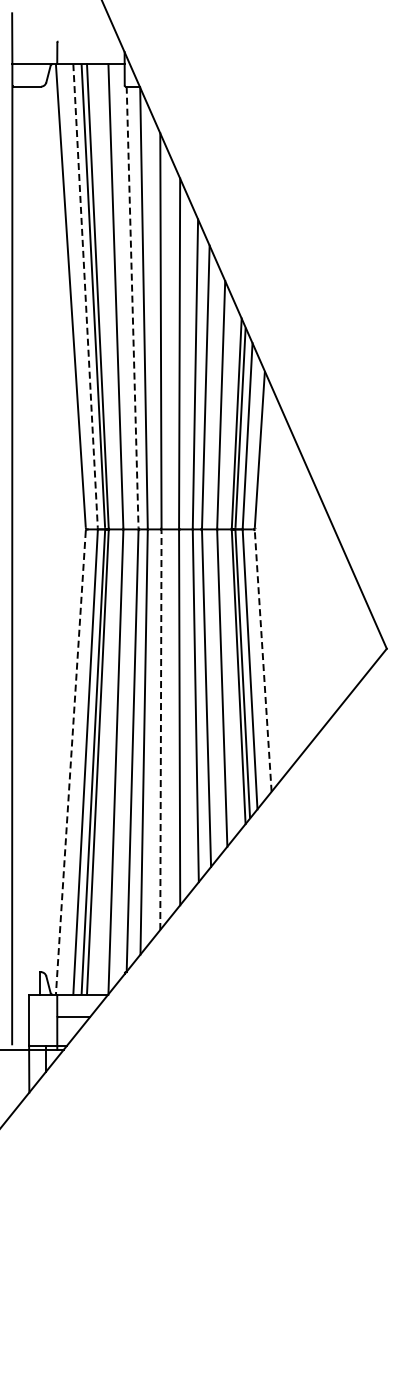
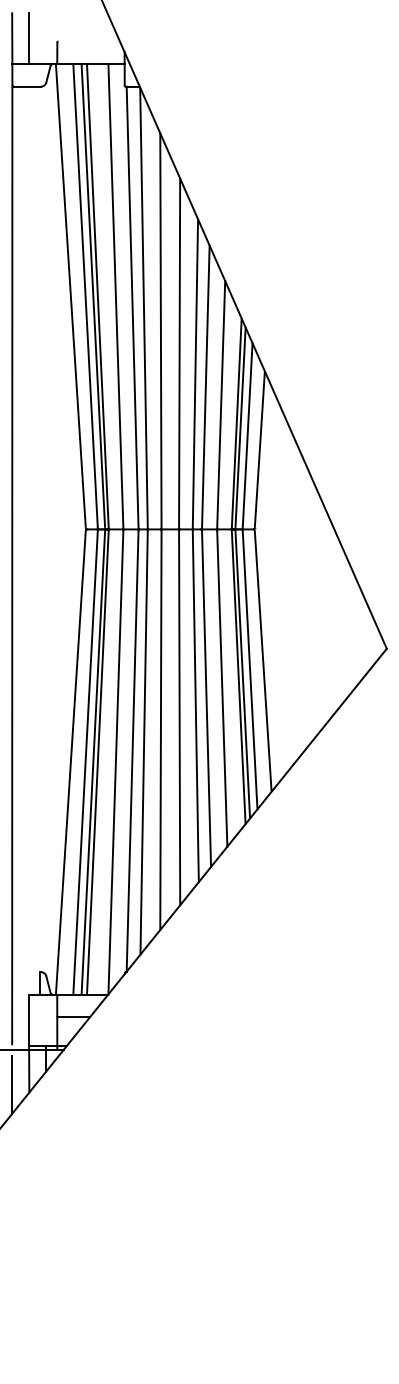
line: none -> present (29, 38)
line: dashed -> solid (85, 296)
line: dashed -> solid (132, 307)
line: dashed -> solid (263, 661)
line: dashed -> solid (160, 730)
line: dashed -> solid (70, 762)
line: none -> present (12, 1084)
